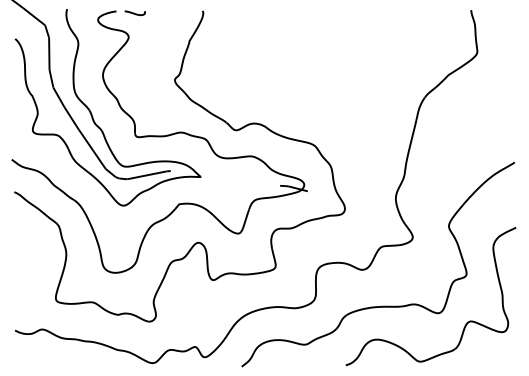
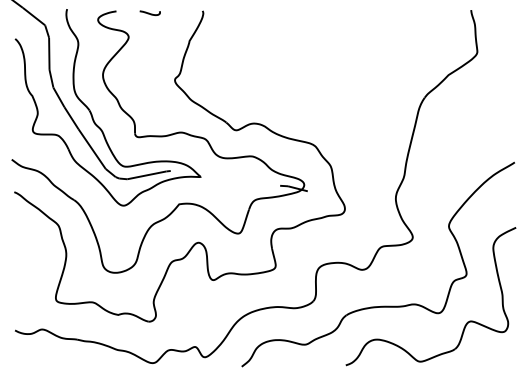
curve position: (134, 13) -> (149, 13) (149, 13)
